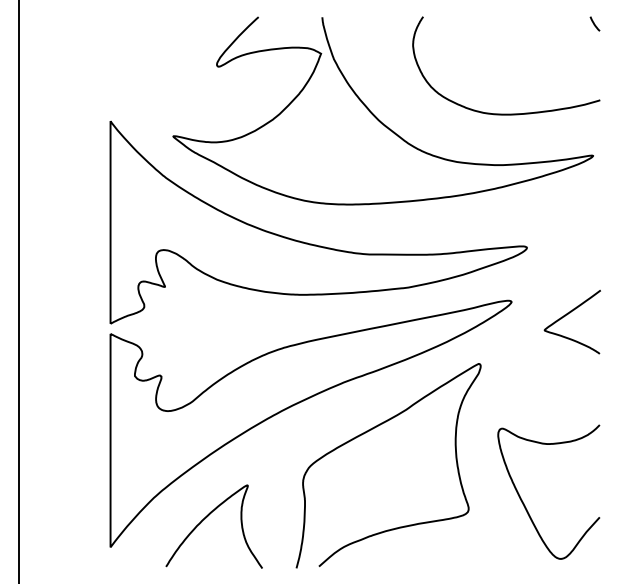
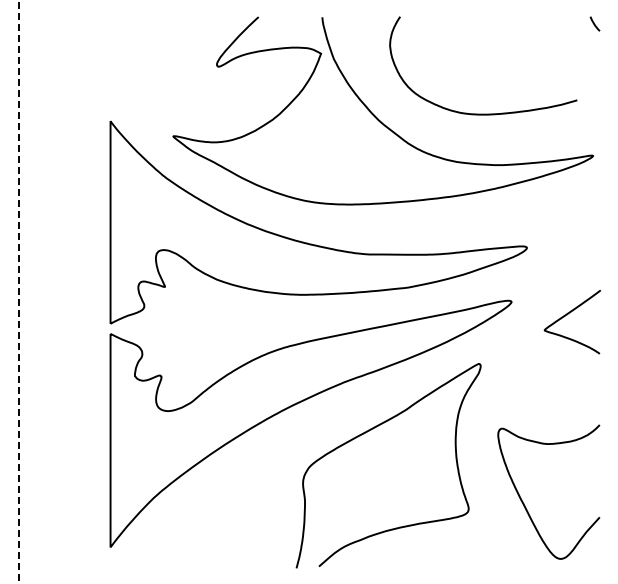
curve position: (506, 113) -> (483, 113) (483, 113)
line: solid -> dashed (18, 291)
curve: present -> none (206, 518)
